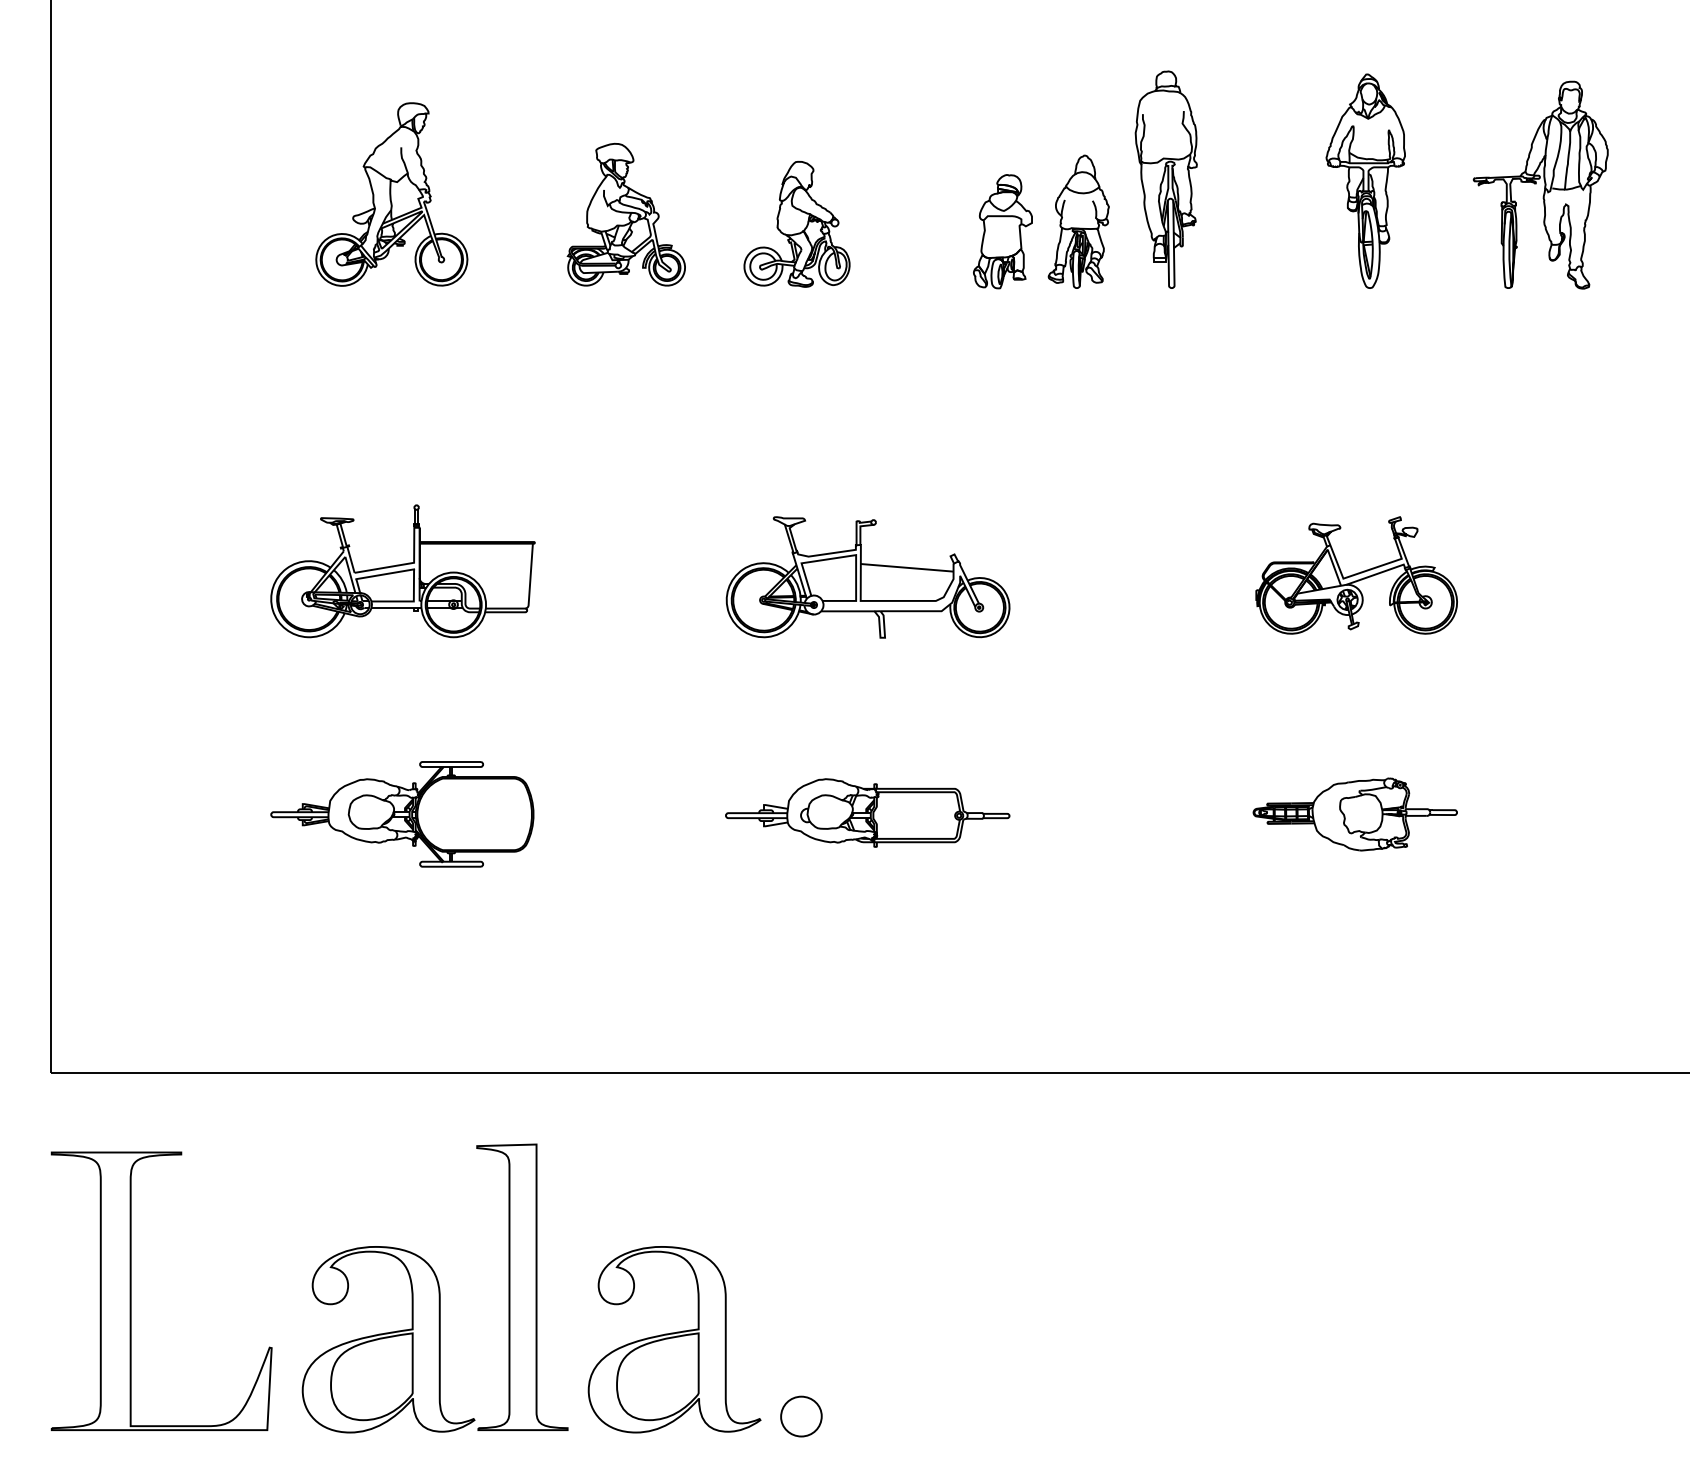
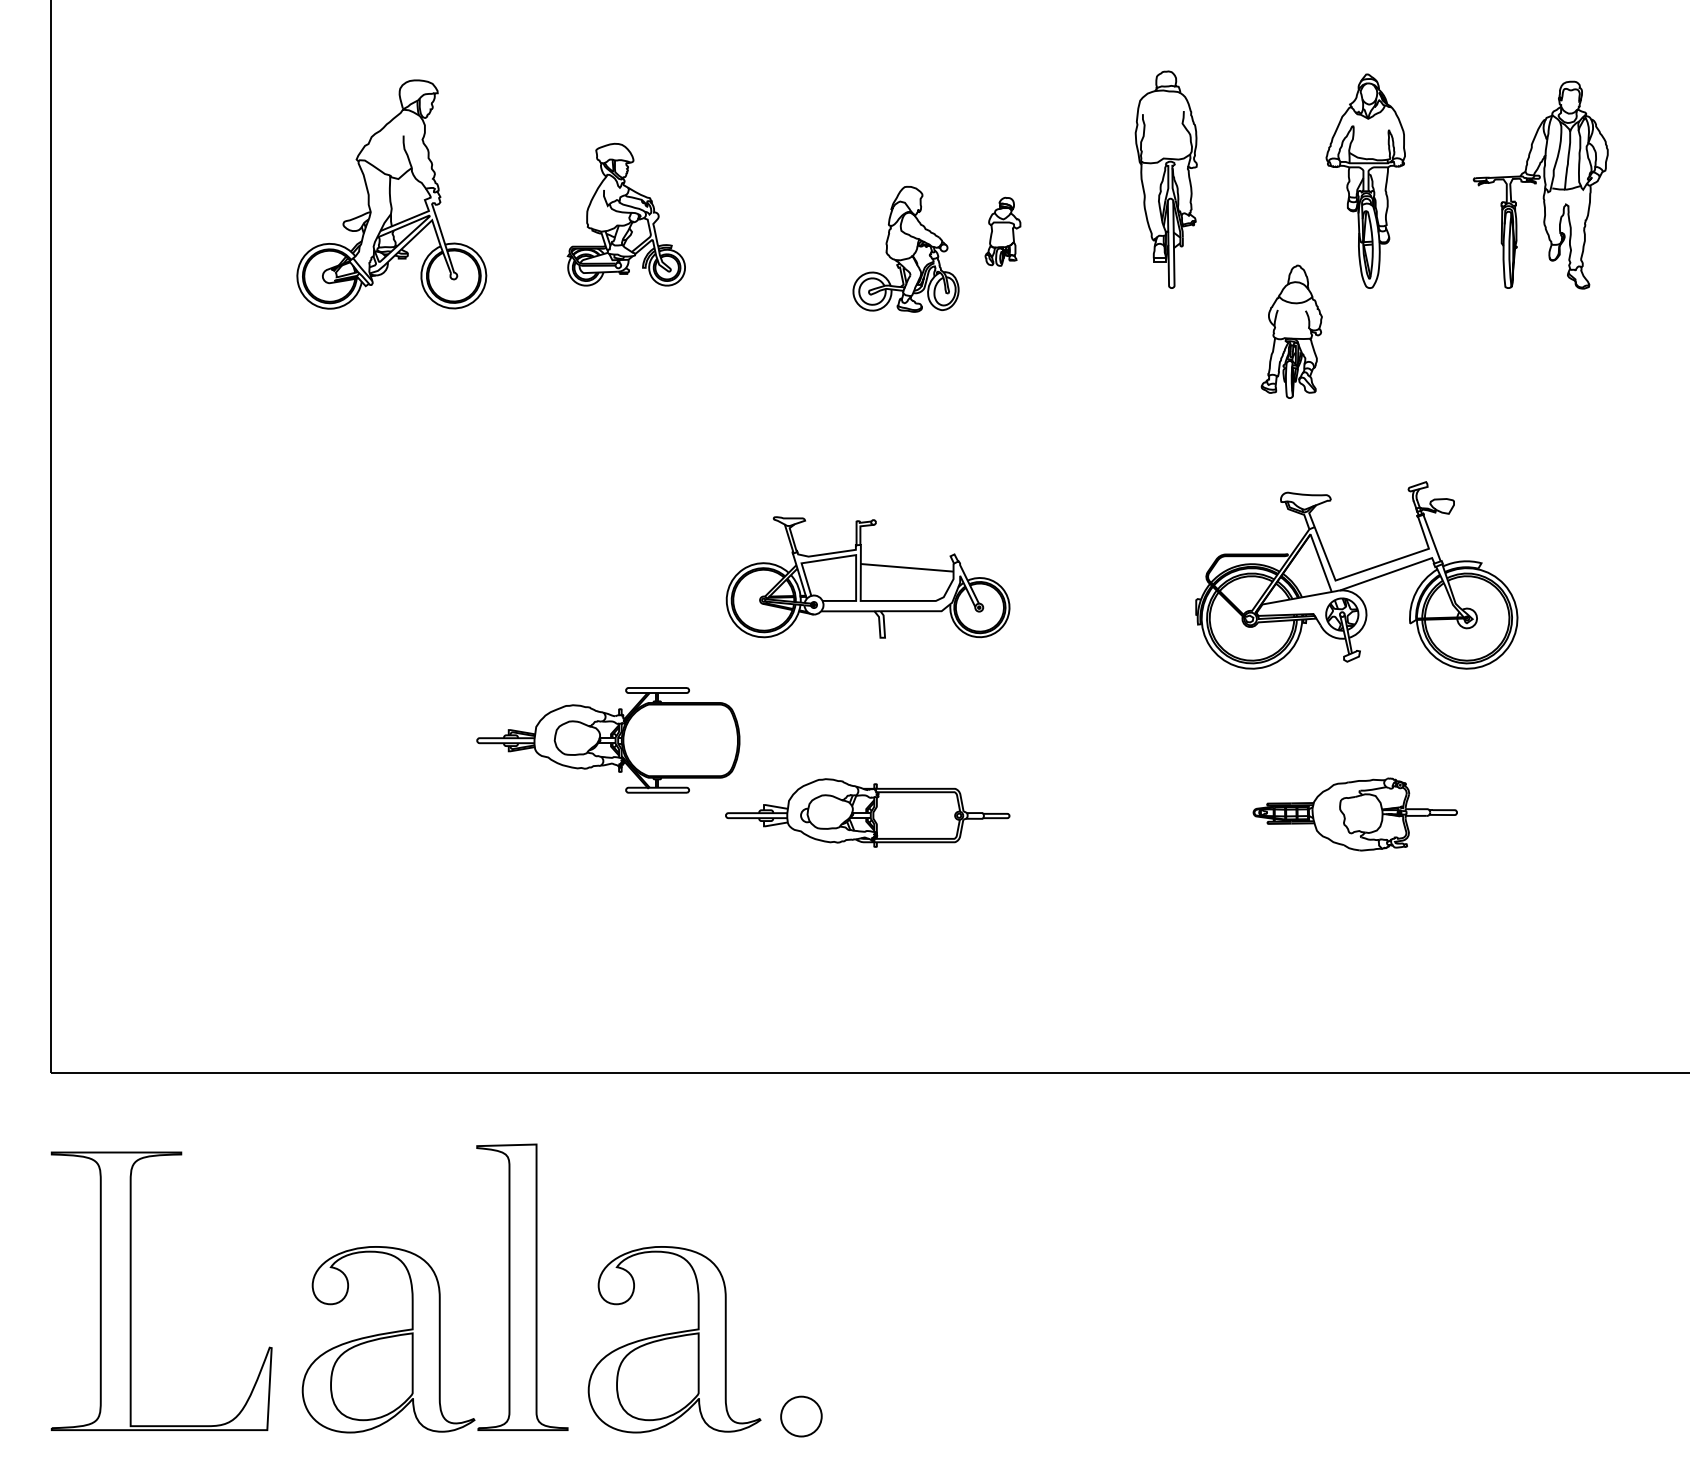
part size: 154x185 px -> 192x231 px (391, 194)
part position: (1078, 221) -> (1291, 331) (1291, 331)
part position: (796, 224) -> (905, 249) (905, 249)
part size: 60x116 px -> 38x71 px (1002, 231)
part: present -> none (402, 571)
part size: 203x119 px -> 324x189 px (1356, 575)
part position: (402, 814) -> (608, 740) (608, 740)
